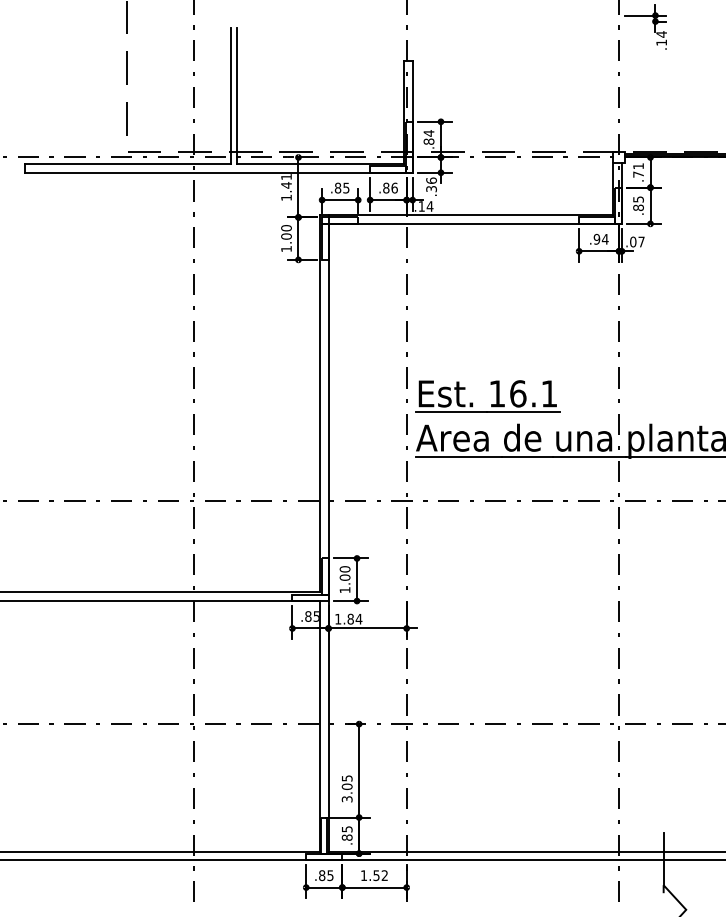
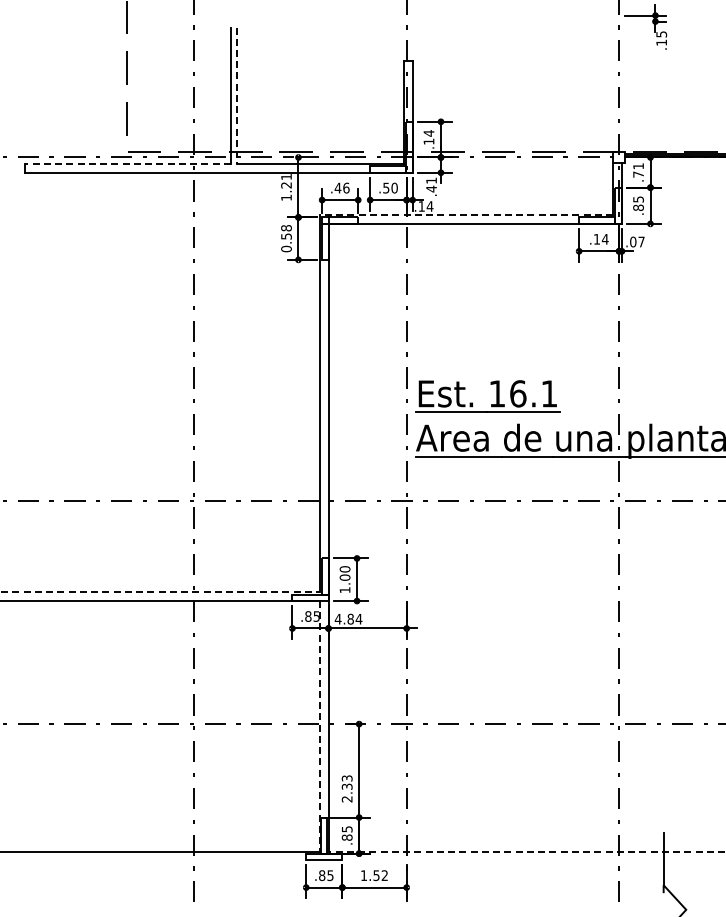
text: .14 -> .15 (661, 34)
line: solid -> dashed (237, 96)
text: .84 -> .14 (428, 141)
line: solid -> dashed (127, 164)
text: .36 -> .41 (431, 184)
text: 1.41 -> 1.21 (286, 185)
text: .85 -> .46 (341, 187)
text: .86 -> .50 (390, 187)
line: solid -> dashed (466, 215)
text: 1.00 -> 0.58 (286, 238)
text: .94 -> .14 (596, 238)
line: solid -> dashed (160, 592)
text: 1.84 -> 4.84 (337, 619)
line: solid -> dashed (320, 726)
text: 3.05 -> 2.33 (346, 788)
line: solid -> dashed (526, 851)
line: present -> none (362, 860)
